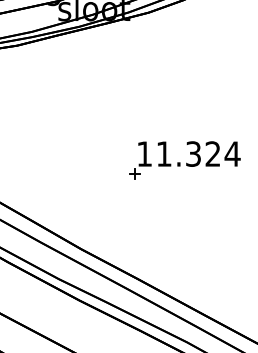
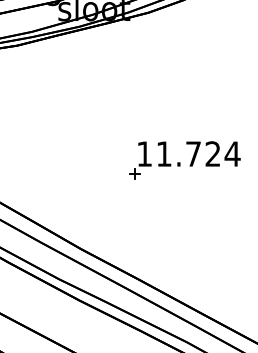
text: 11.324 -> 11.724 (193, 153)
